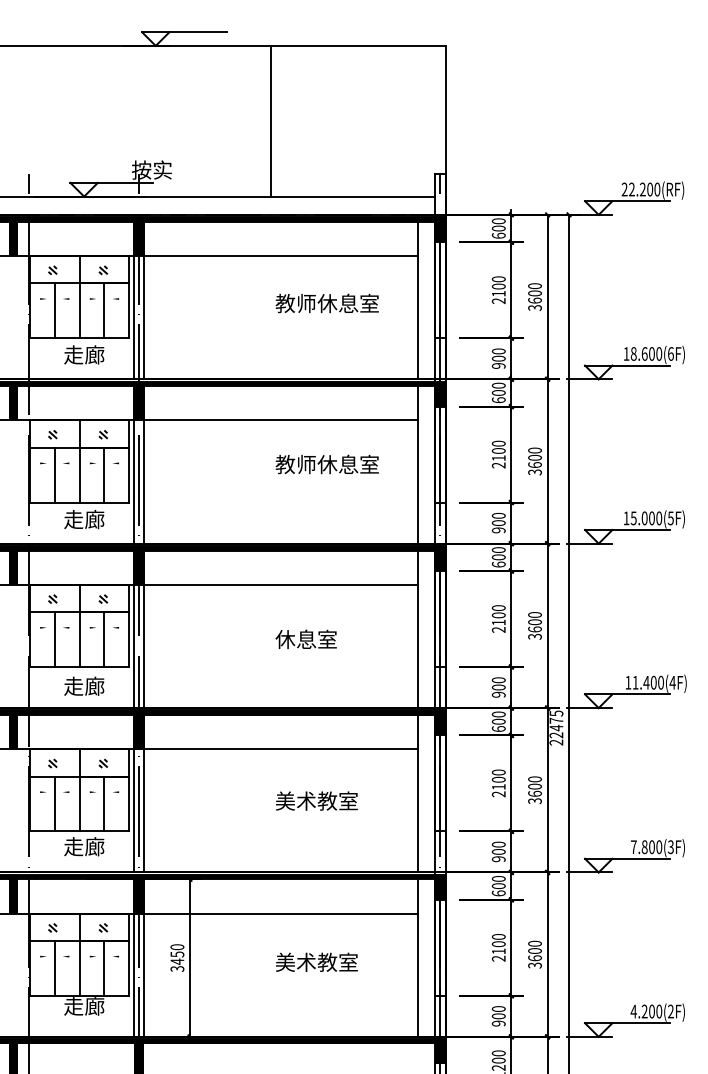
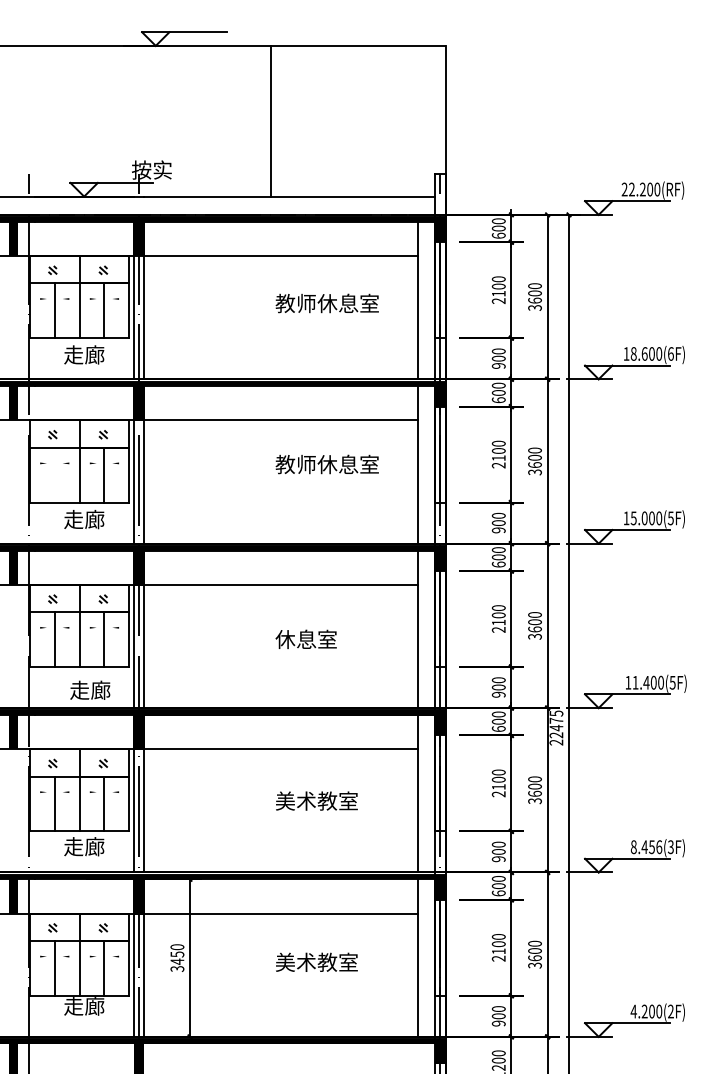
line: present -> none (54, 474)
text: 11.400(4F) -> 11.400(5F) (672, 682)
text position: (84, 685) -> (90, 689) (90, 689)
text: 7.800(3F) -> 8.456(3F) (646, 847)
